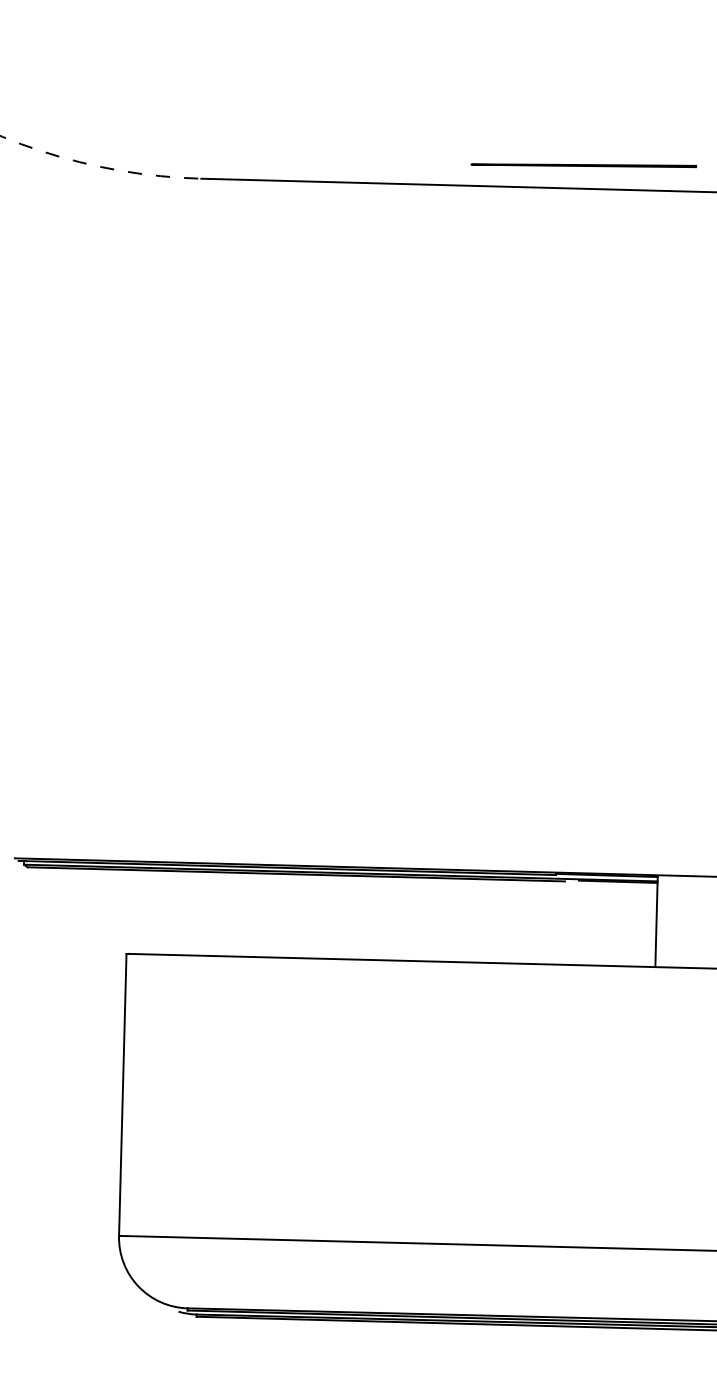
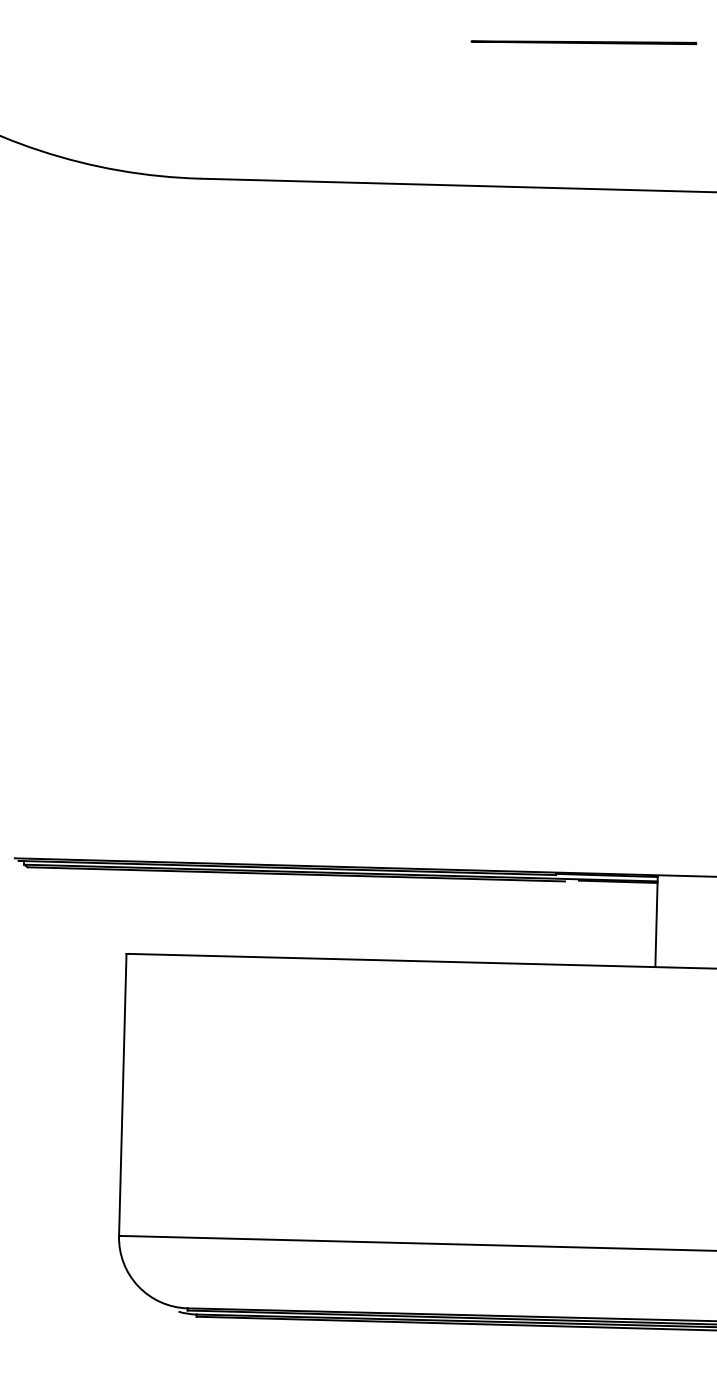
line position: (583, 165) -> (583, 42) (583, 42)
arc: dashed -> solid (98, 166)
